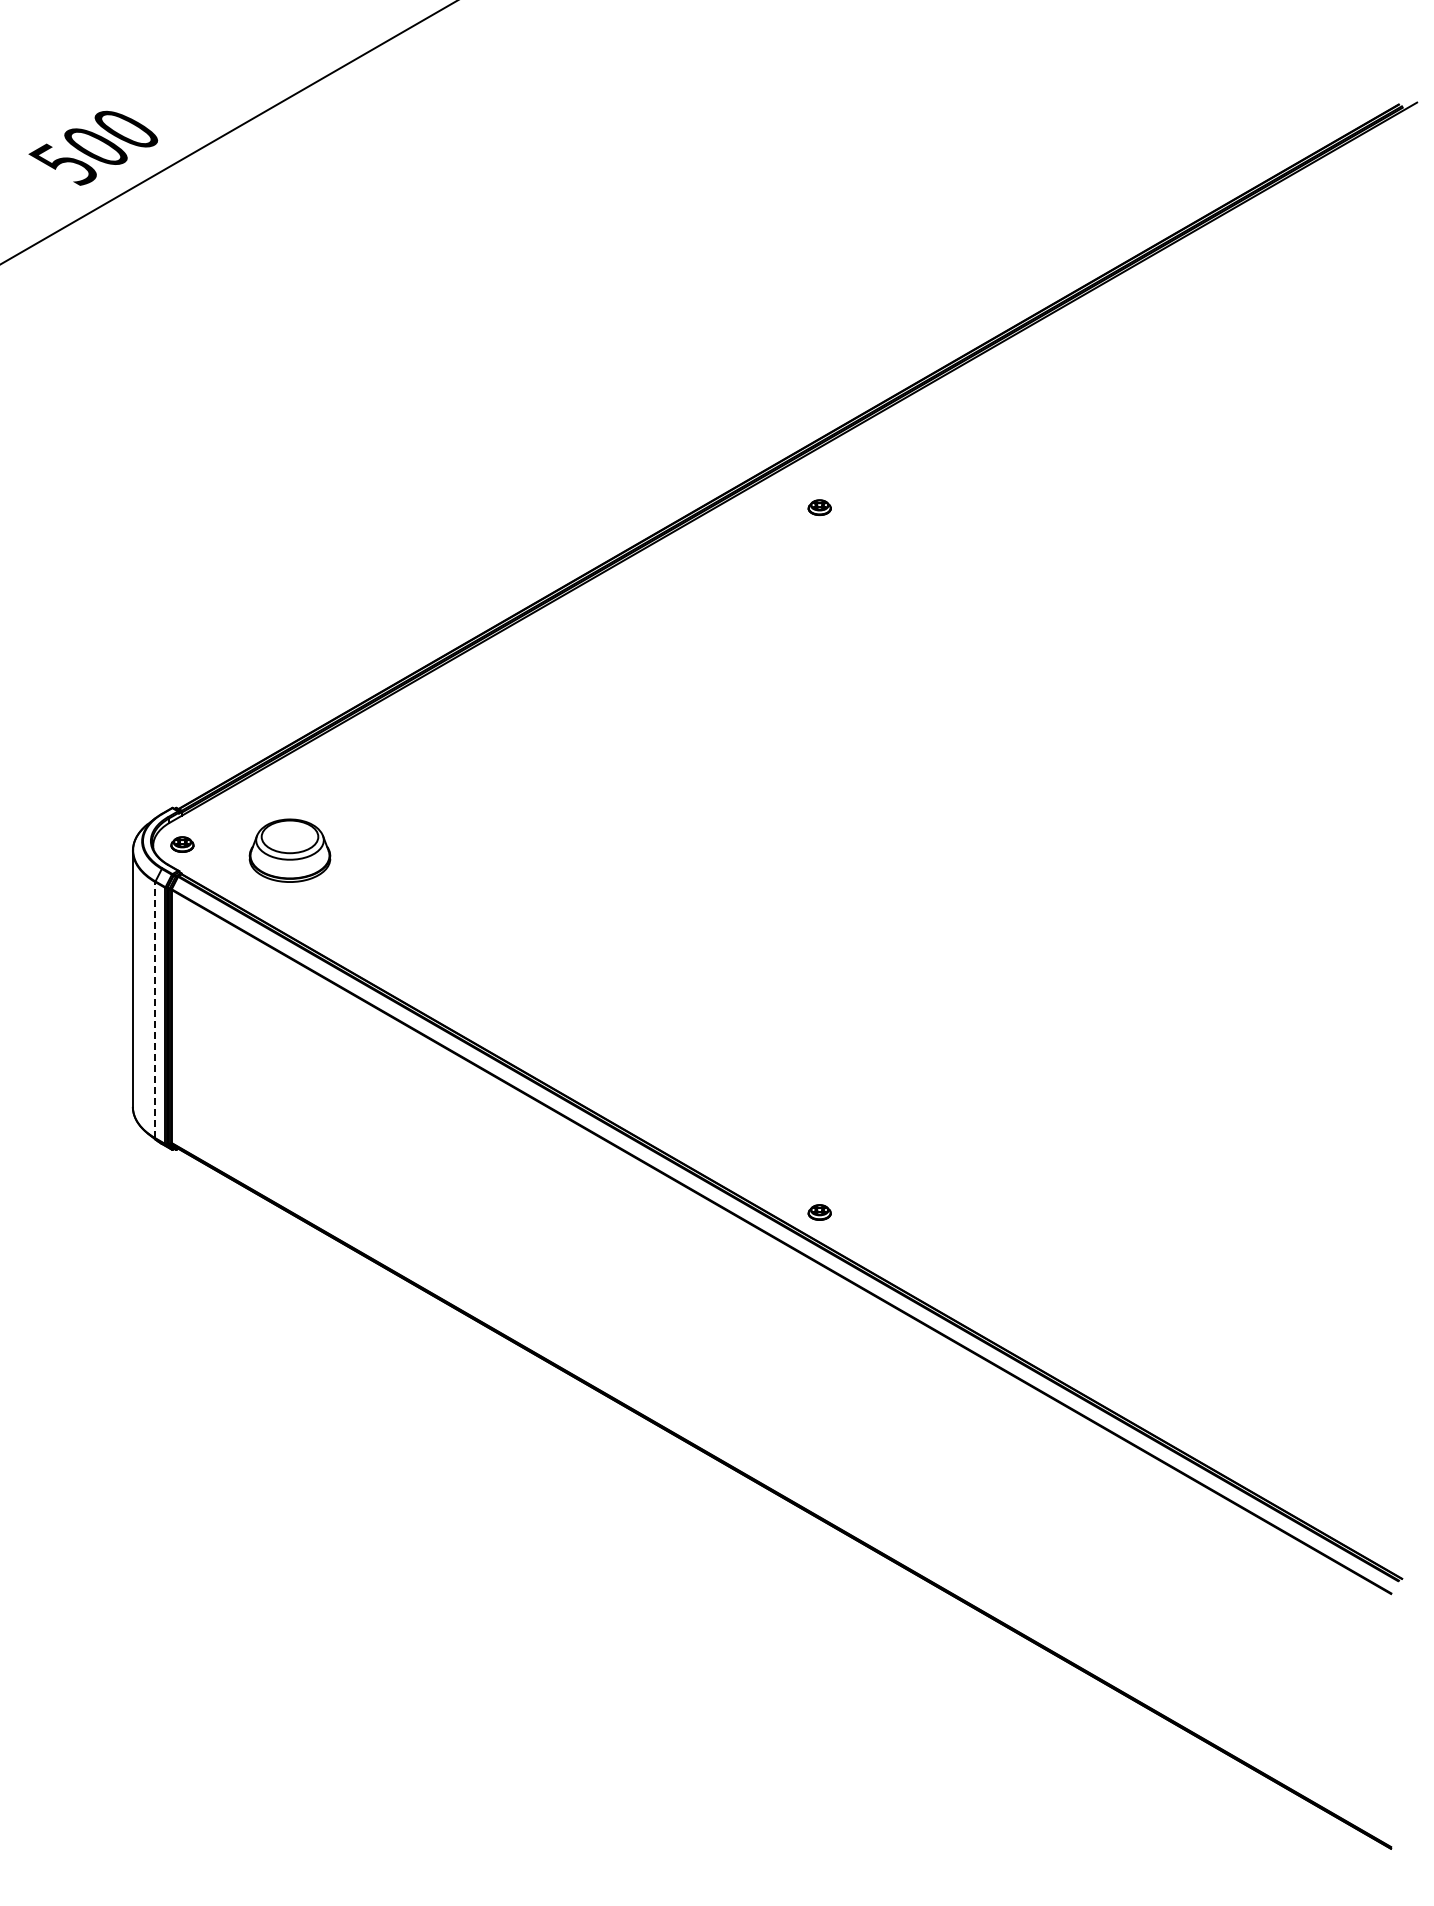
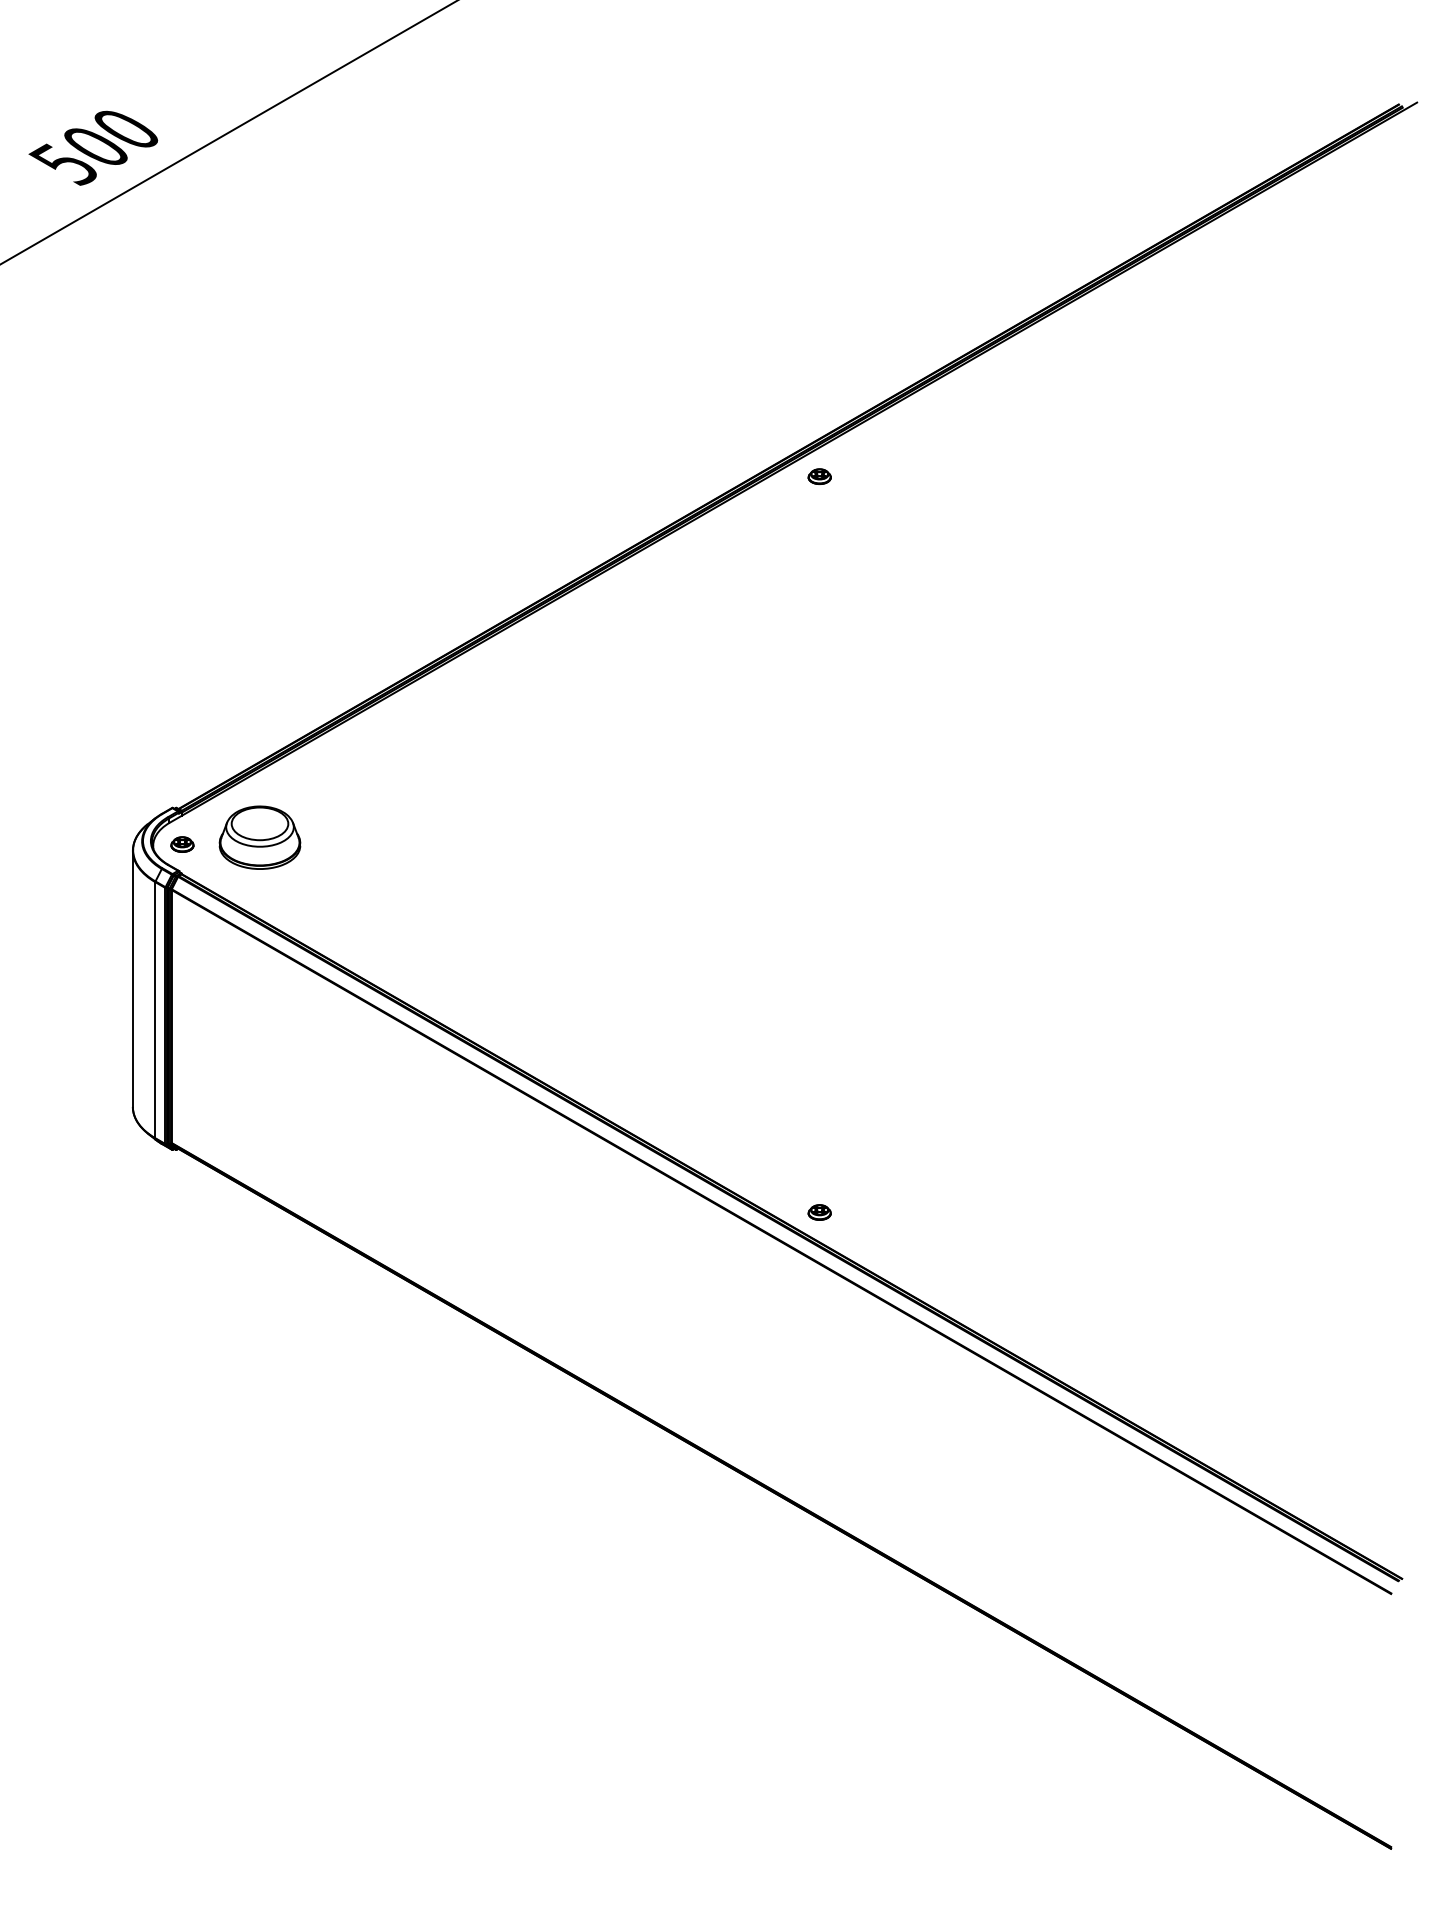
part position: (819, 507) -> (819, 476) (819, 476)
part position: (289, 850) -> (259, 837) (259, 837)
line: dashed -> solid (155, 1009)
